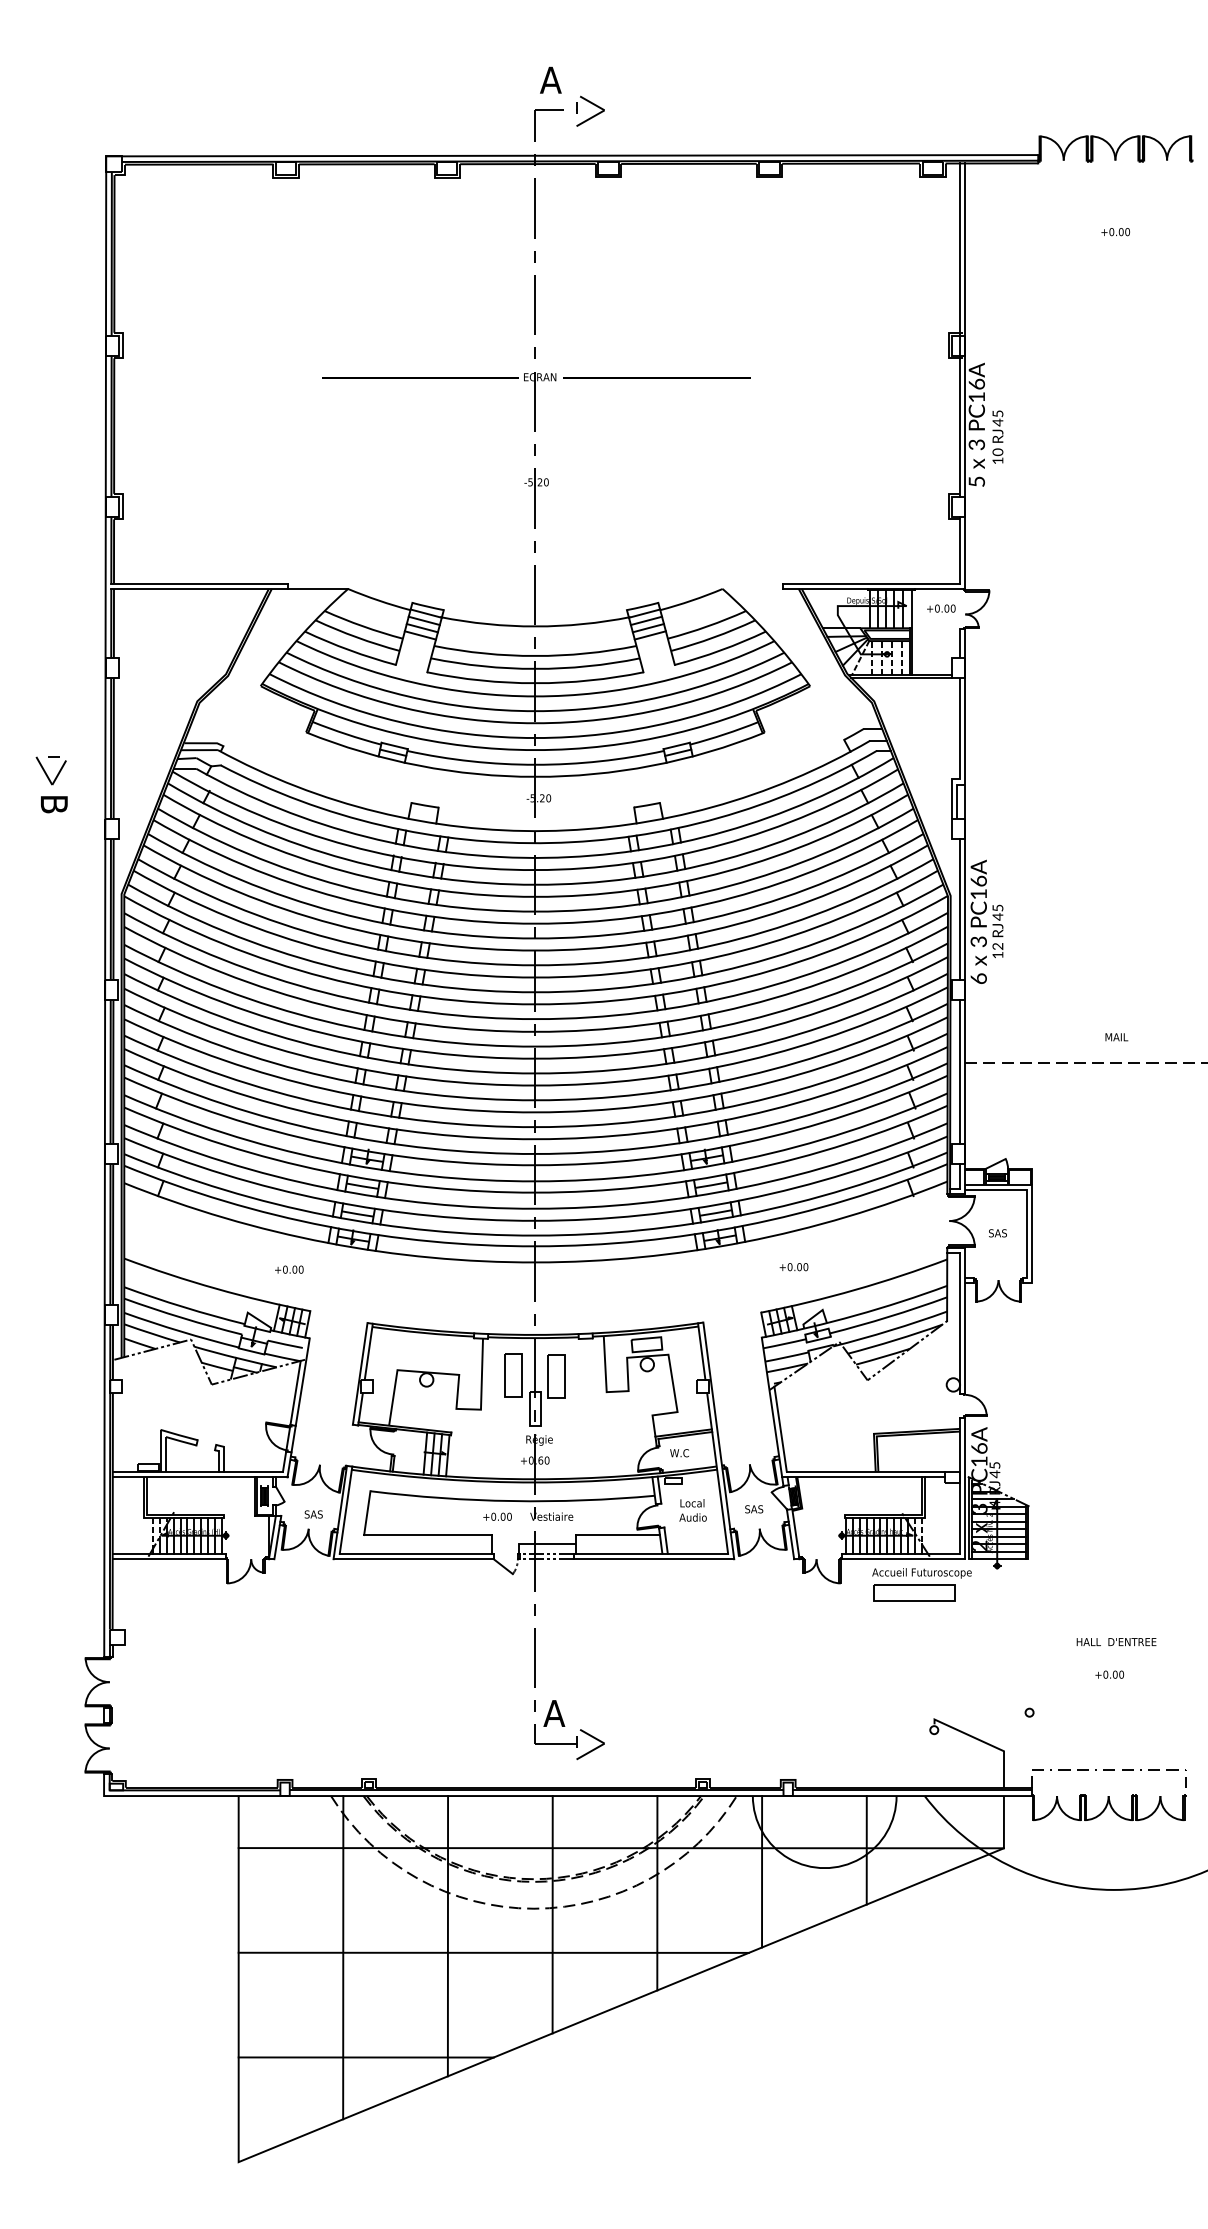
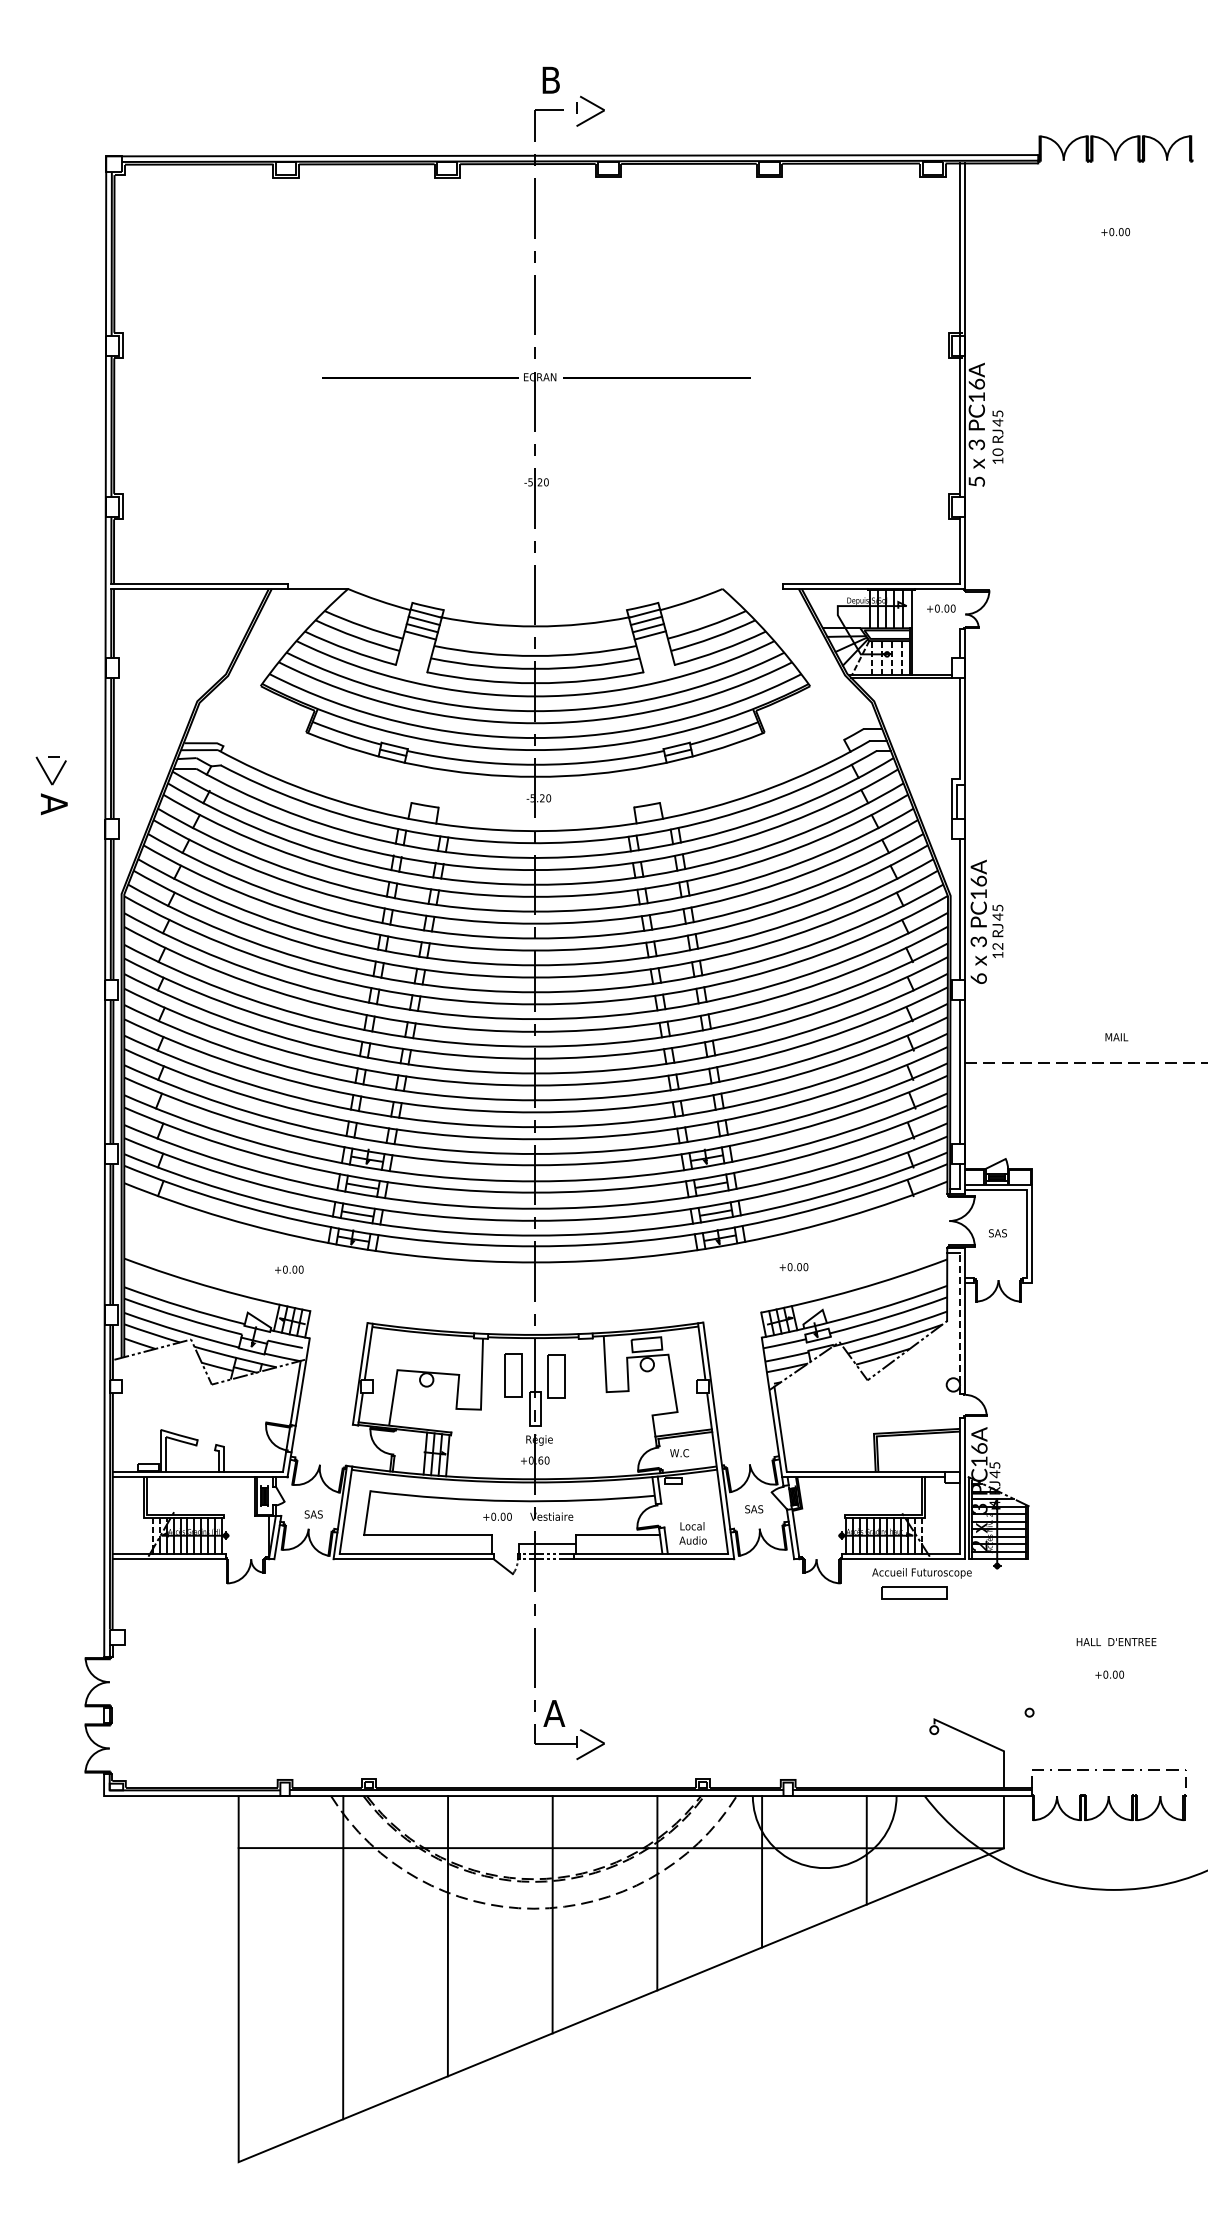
text: A -> B (550, 79)
text: B -> A (54, 804)
line: solid -> dashed (959, 1322)
text position: (692, 1510) -> (692, 1533) (692, 1533)
part size: 83x18 px -> 67x14 px (914, 1592)
line: present -> none (493, 1952)
line: present -> none (365, 2057)
